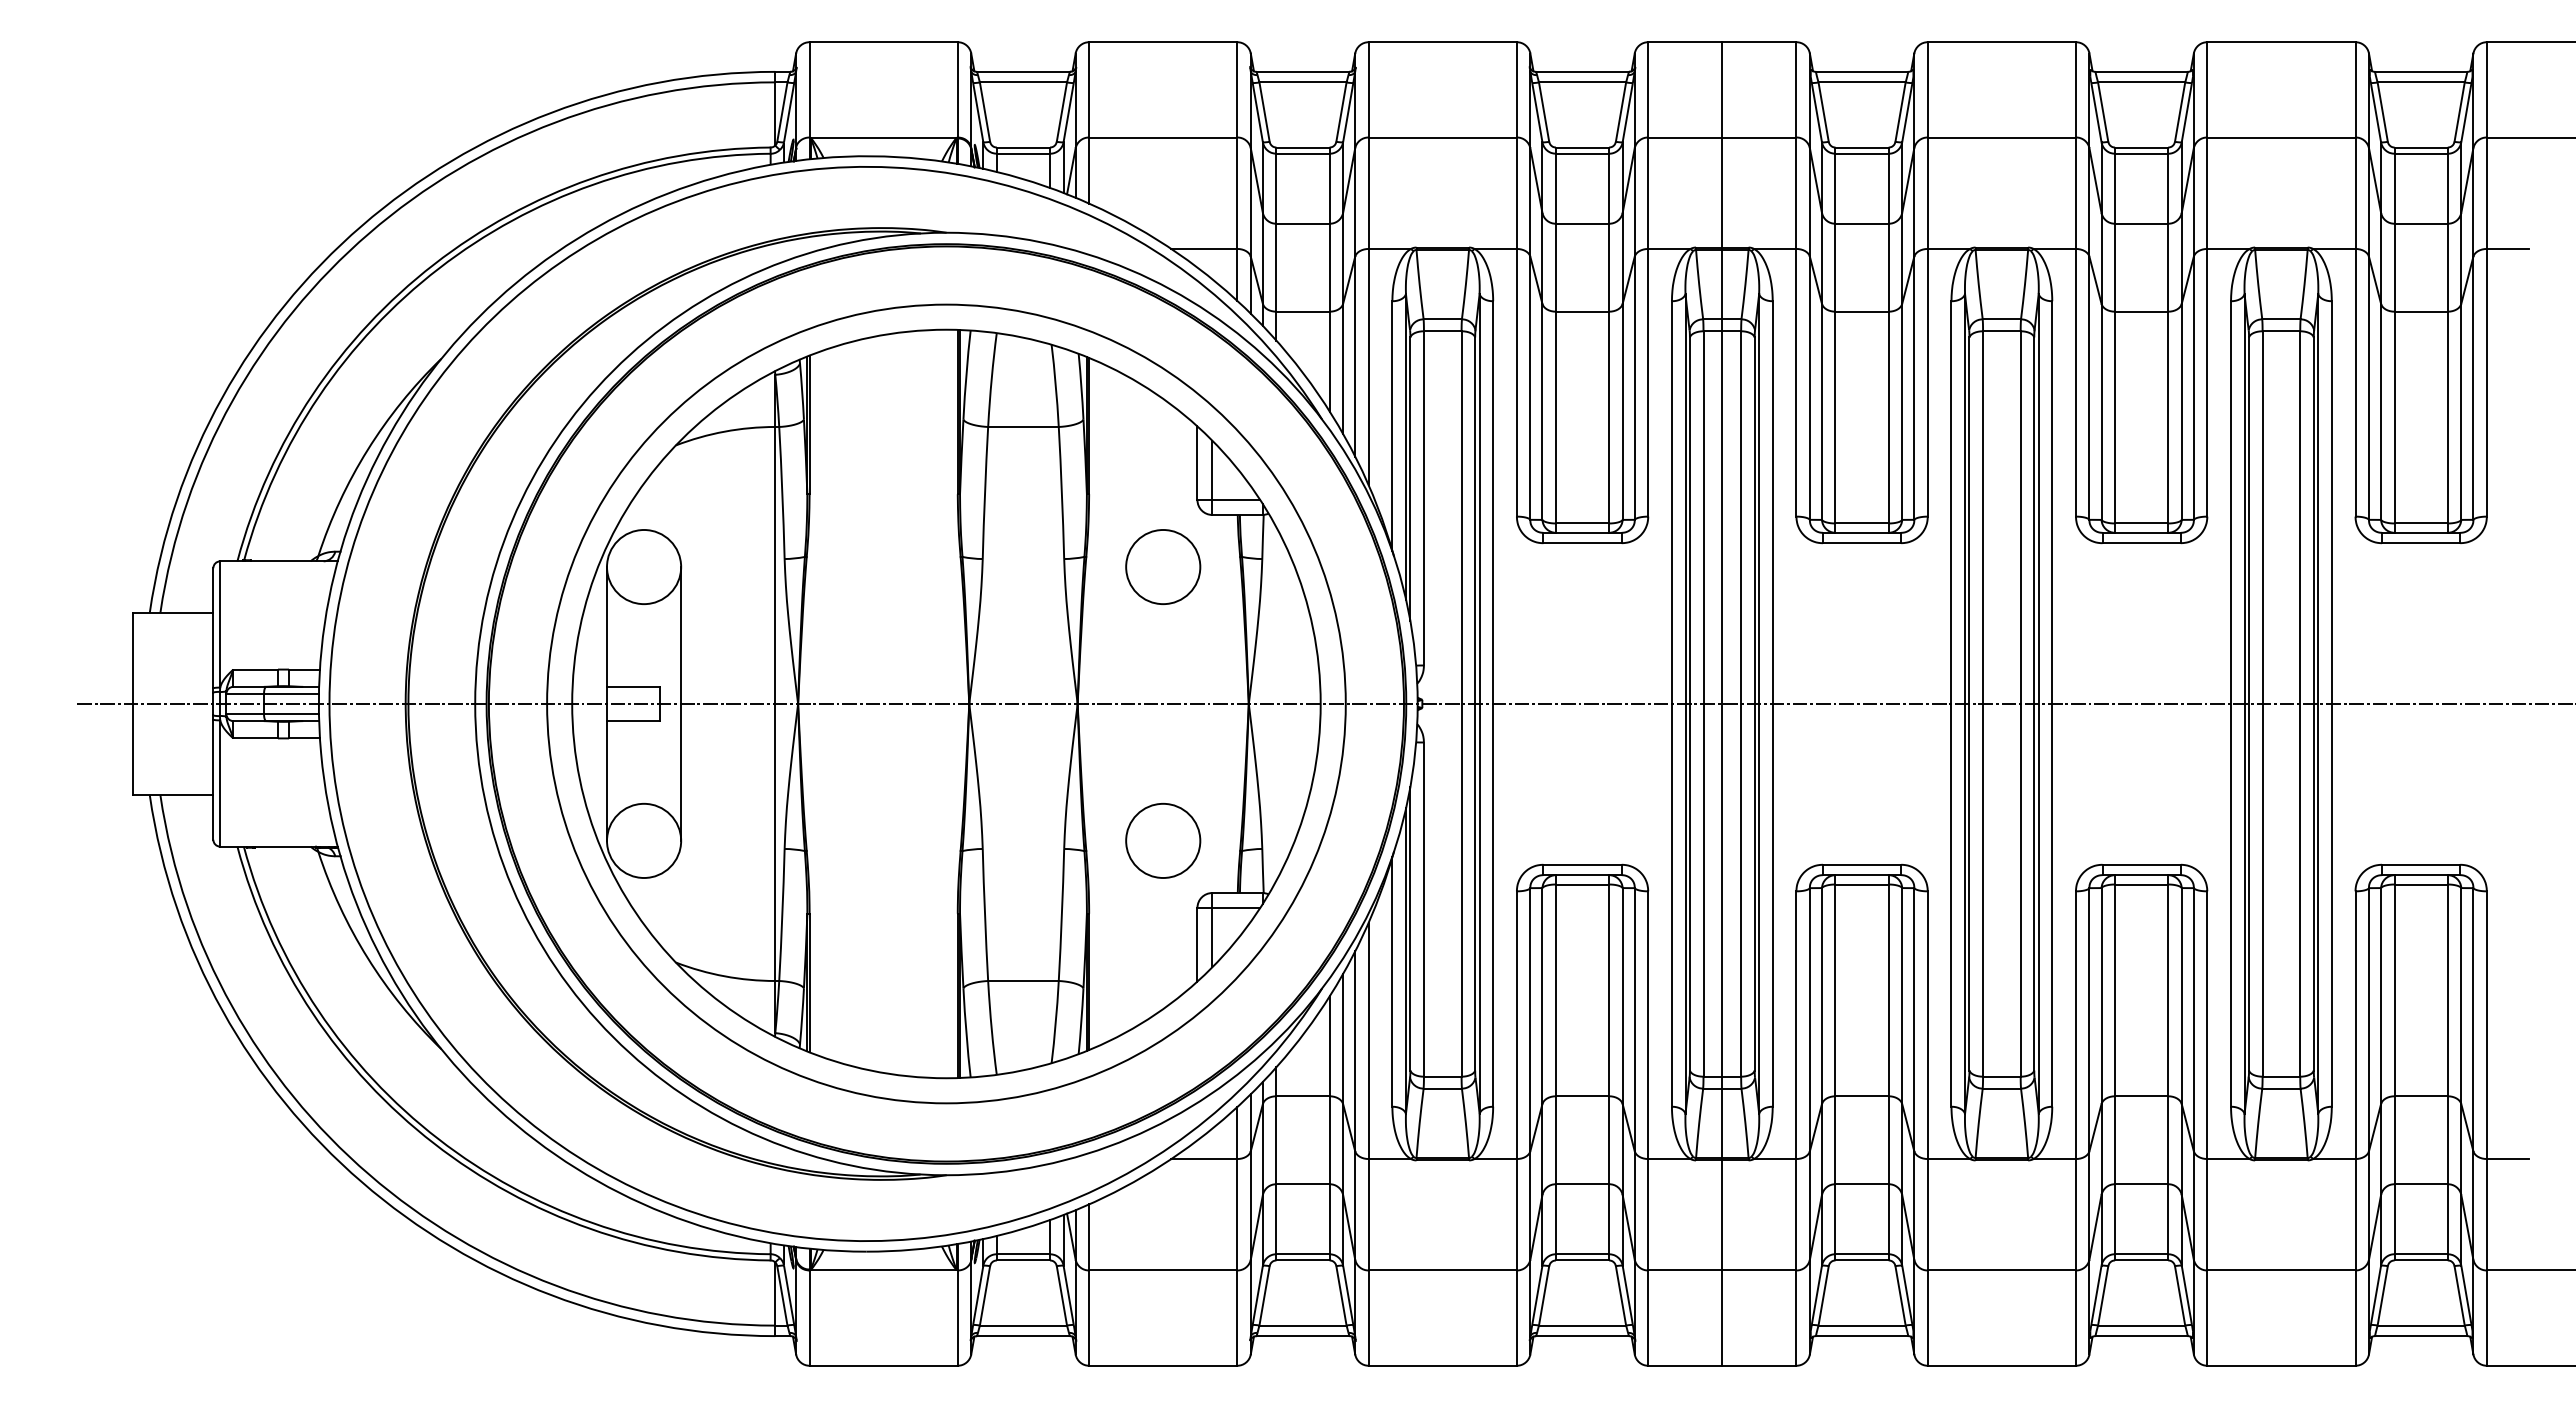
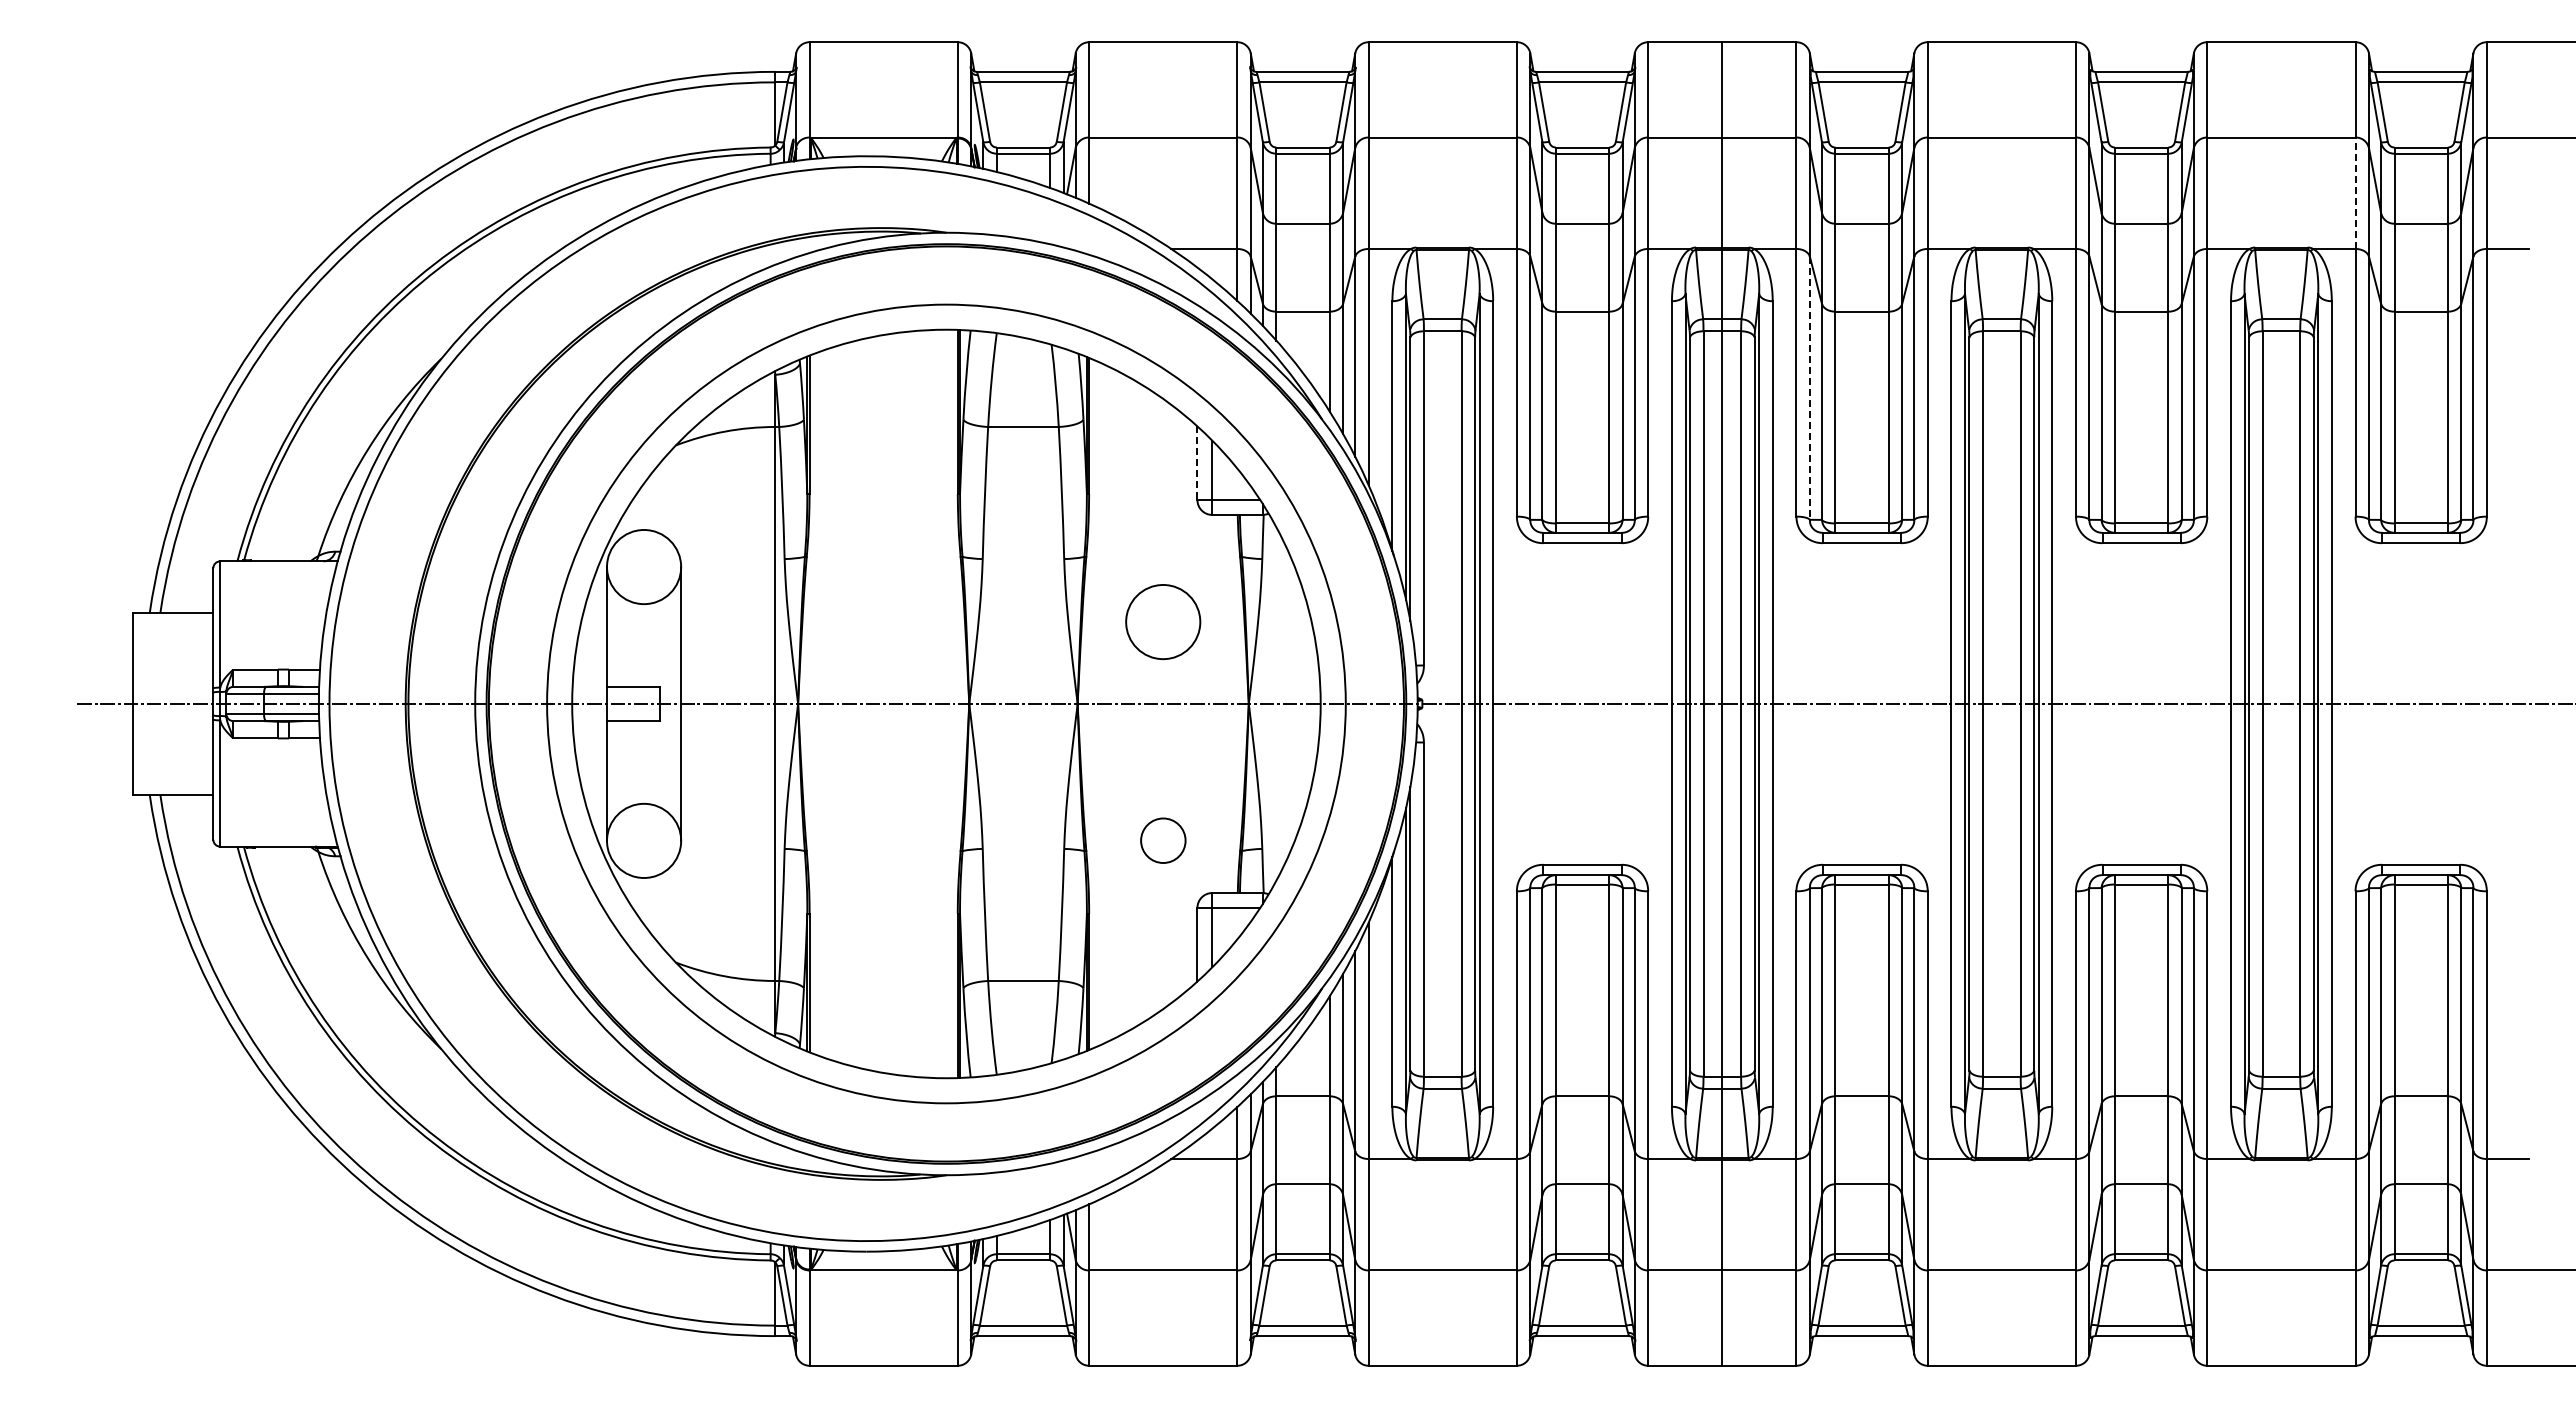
line: solid -> dashed (2355, 193)
line: solid -> dashed (1809, 388)
line: solid -> dashed (1197, 463)
circle position: (1163, 566) -> (1163, 621) (1163, 621)
circle size: 77x77 px -> 47x47 px (1163, 840)
